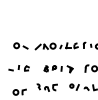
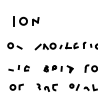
part: none -> present (26, 21)
part position: (20, 45) -> (14, 45) (14, 45)
part position: (19, 91) -> (16, 86) (16, 86)
